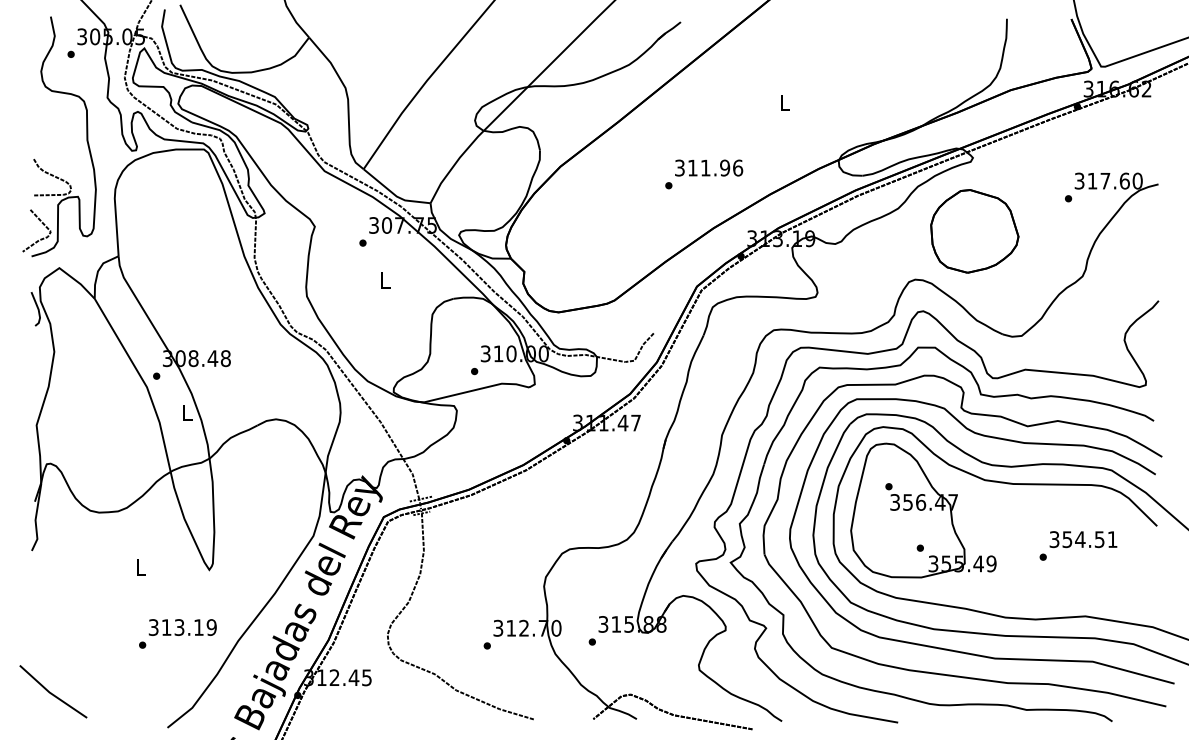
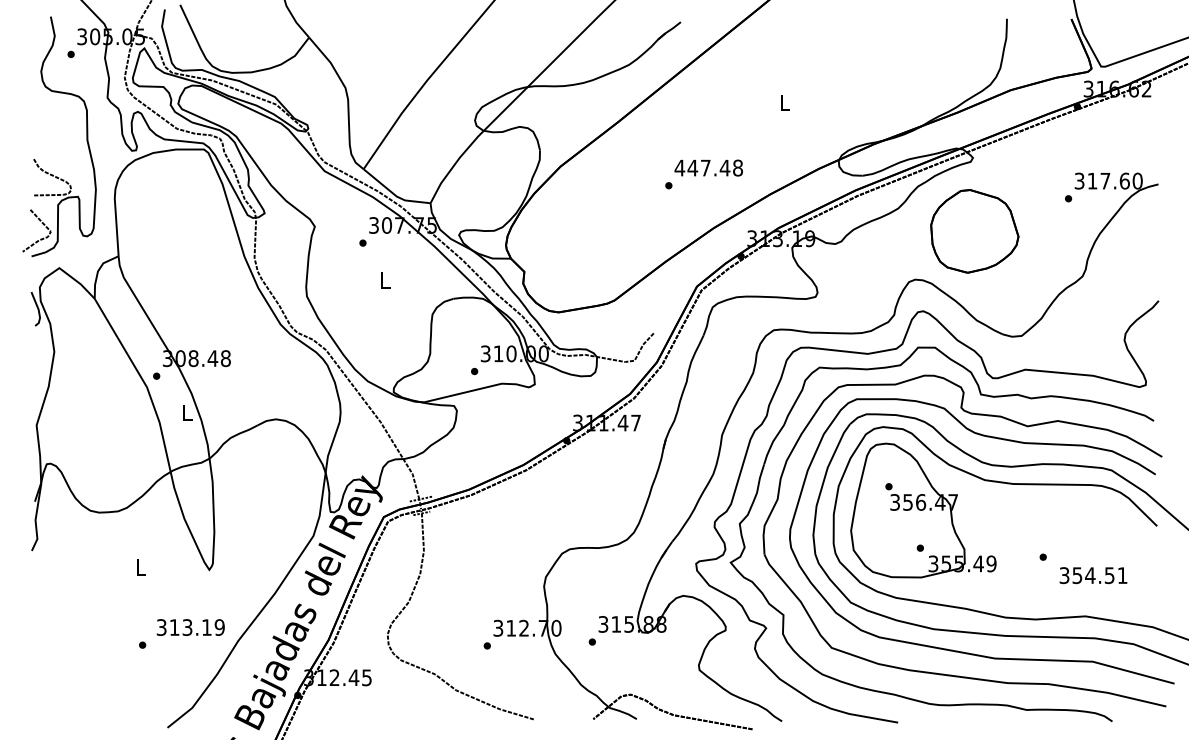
text: 311.96 -> 447.48 (708, 167)
text position: (1083, 539) -> (1093, 575) (1093, 575)
text position: (182, 627) -> (190, 627) (190, 627)
line: present -> none (51, 692)
